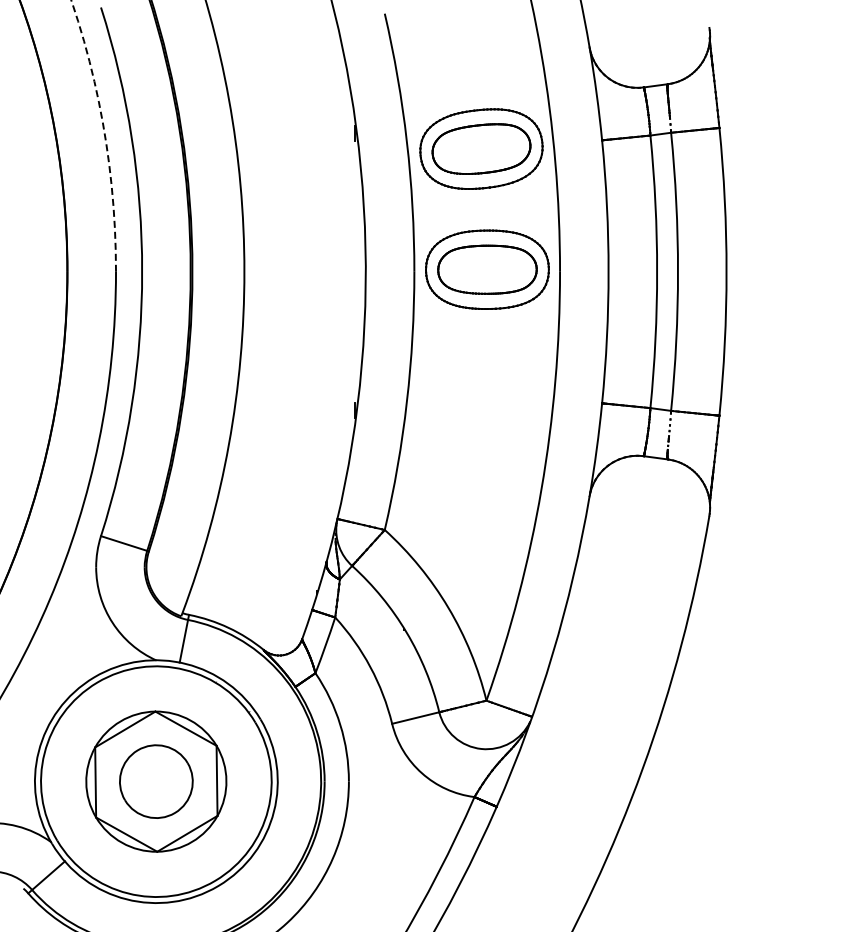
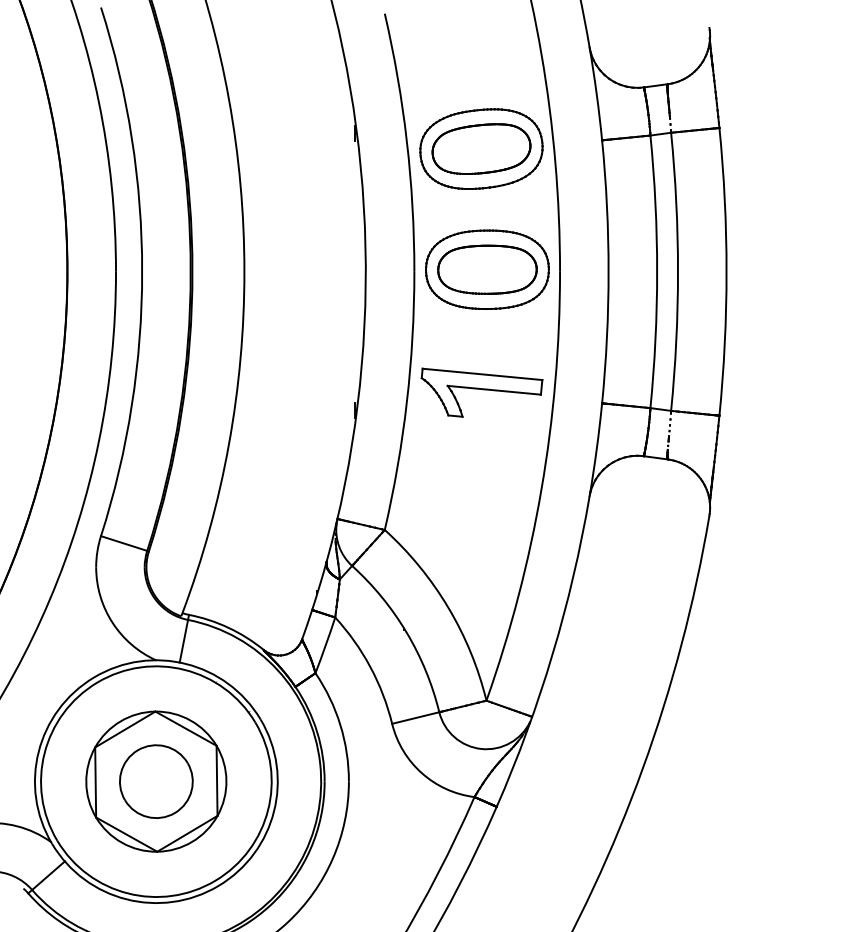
arc: dashed -> solid (104, 134)
part: none -> present (481, 392)
